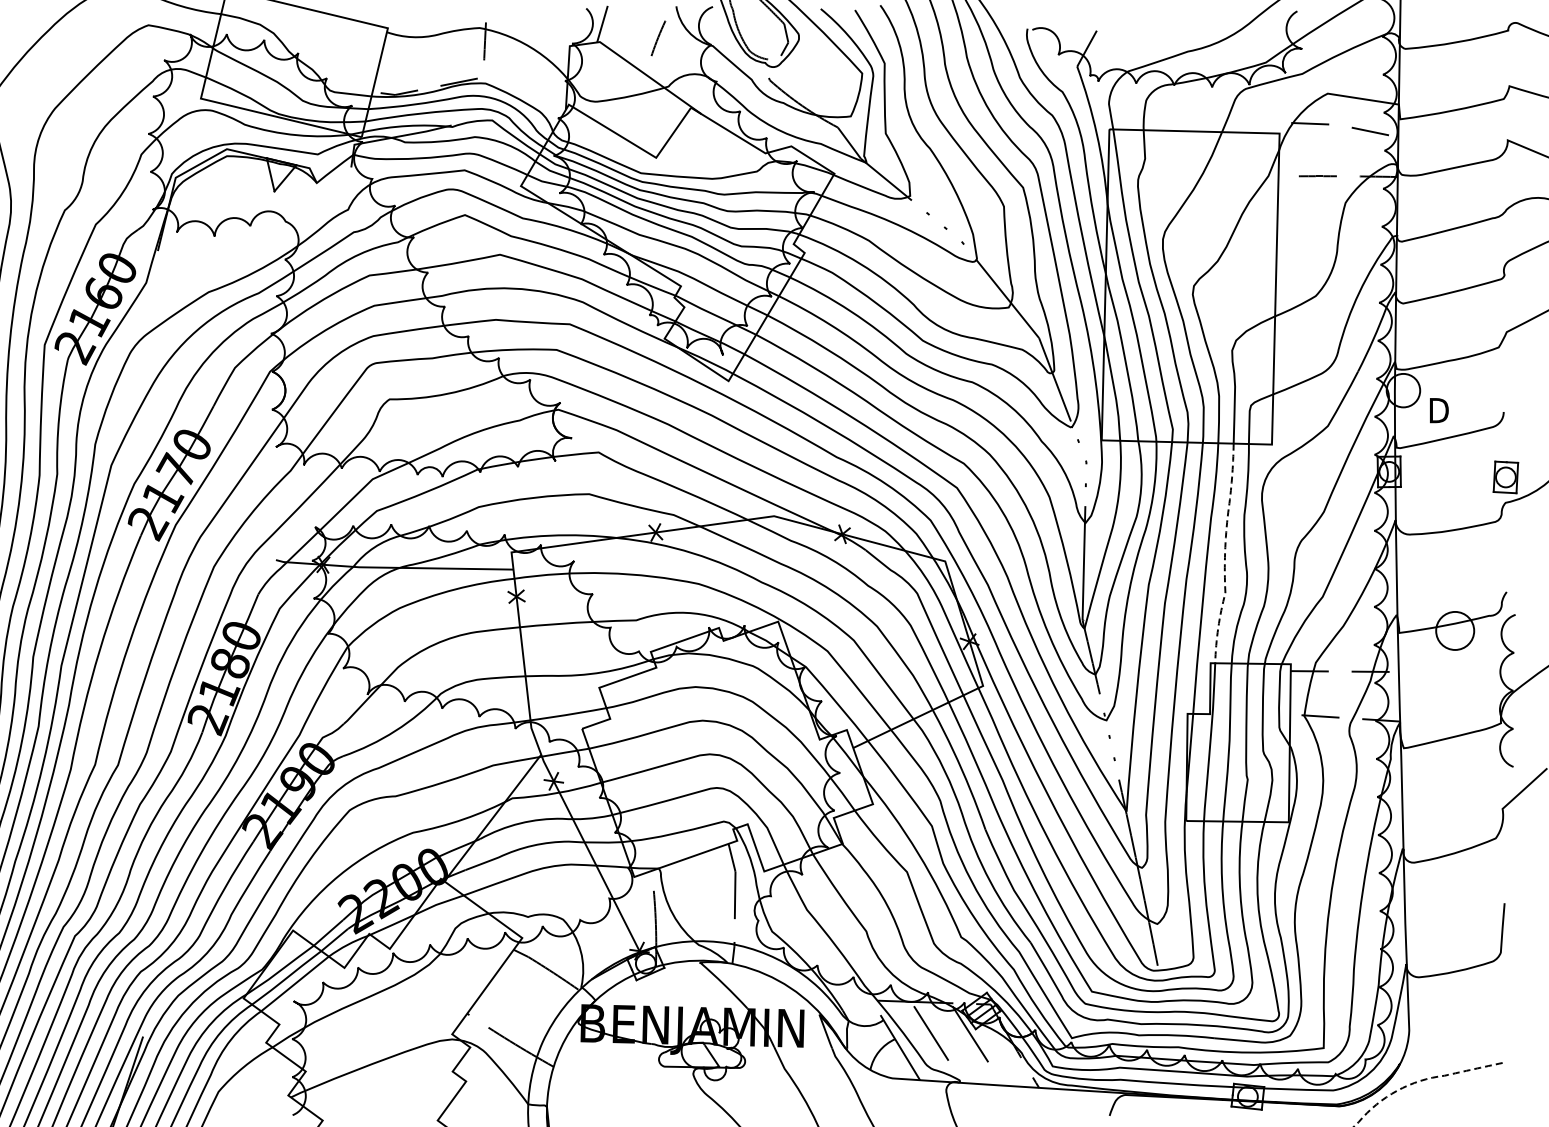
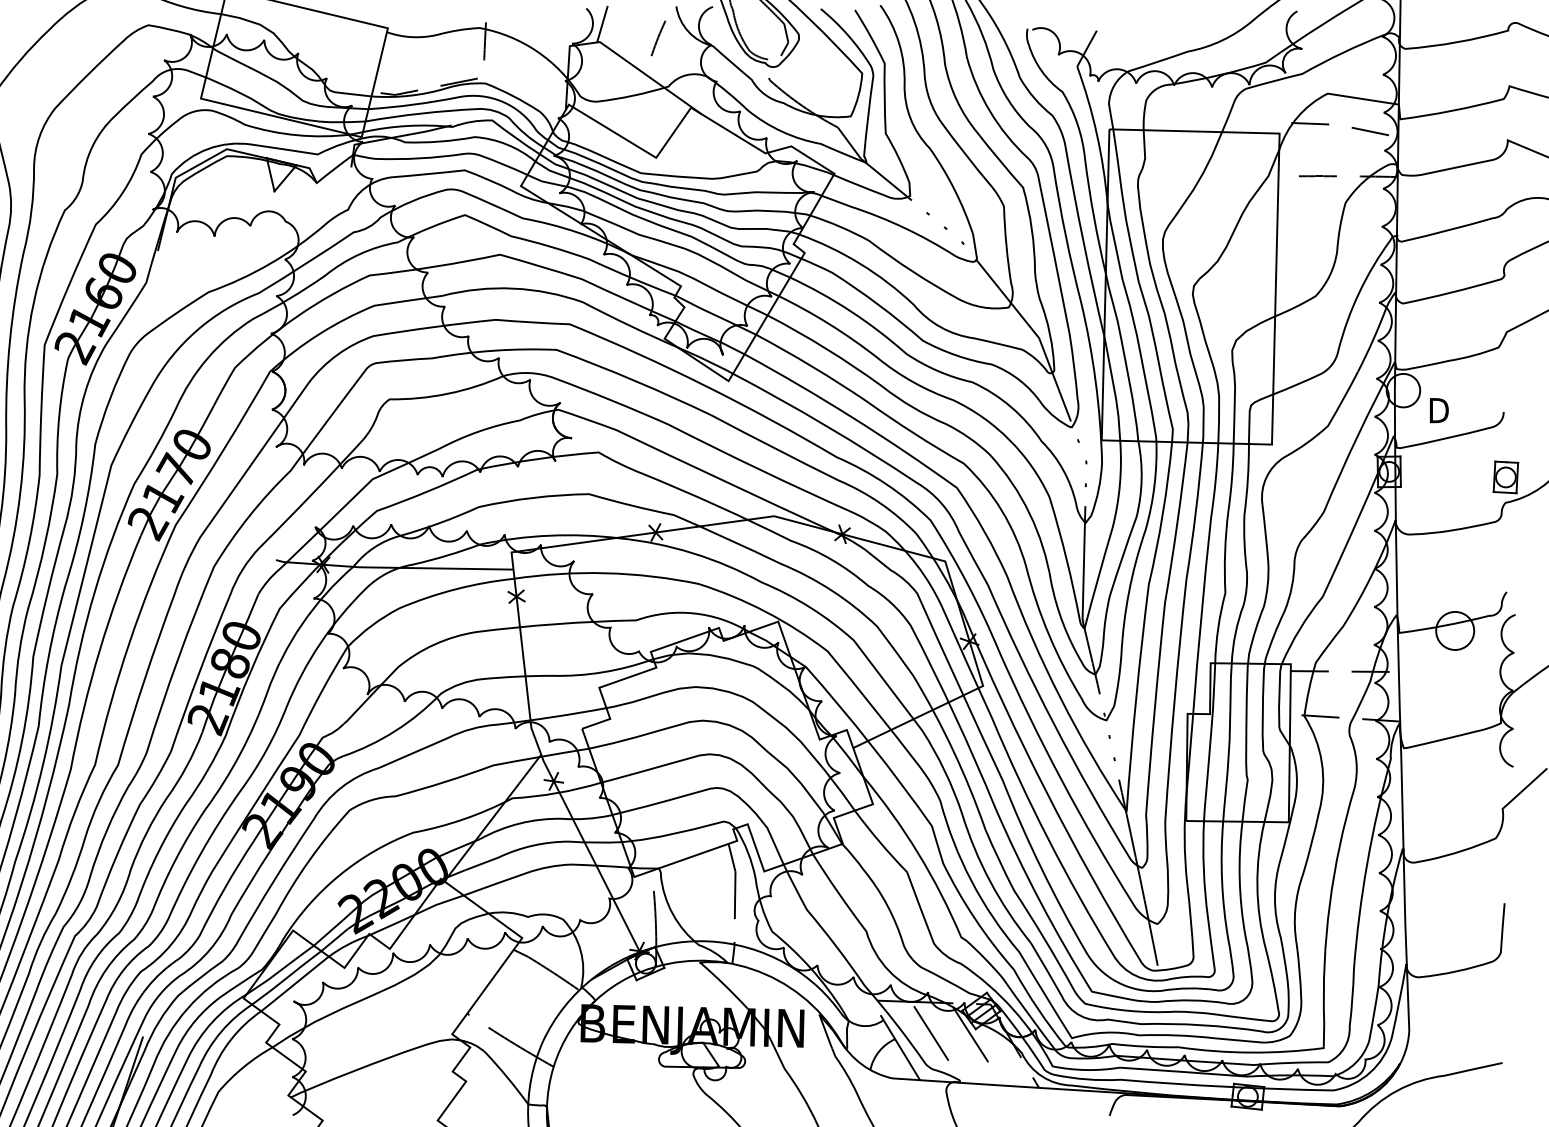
line: dashed -> solid (1225, 552)
line: dashed -> solid (1420, 1081)
